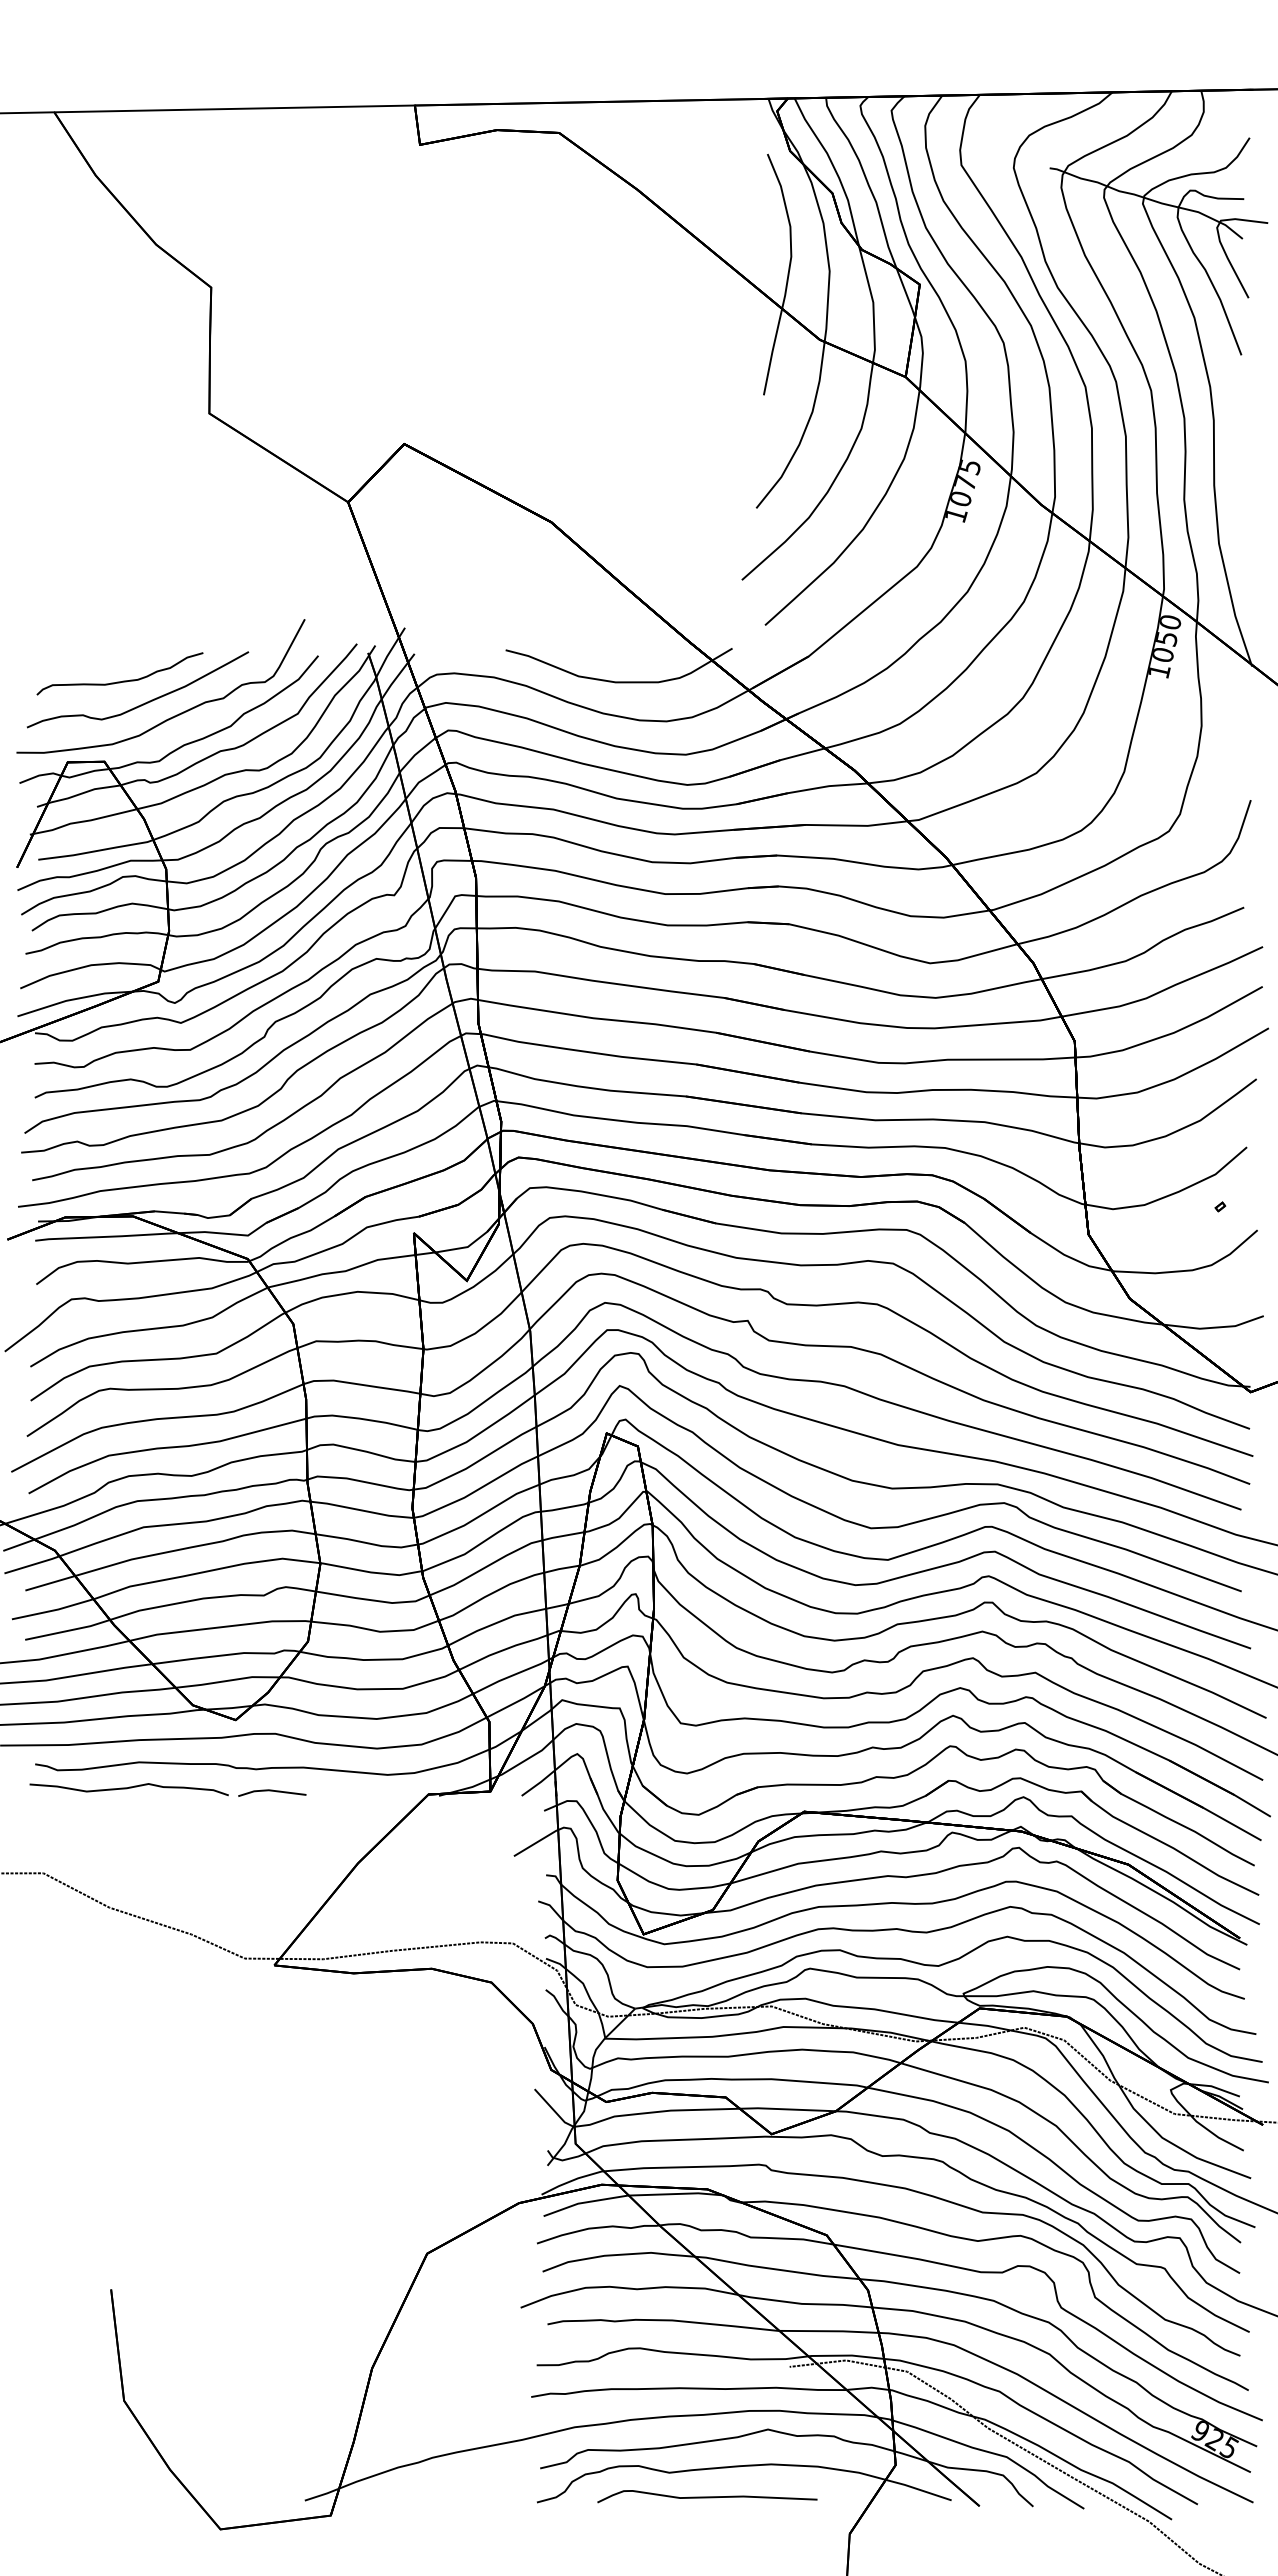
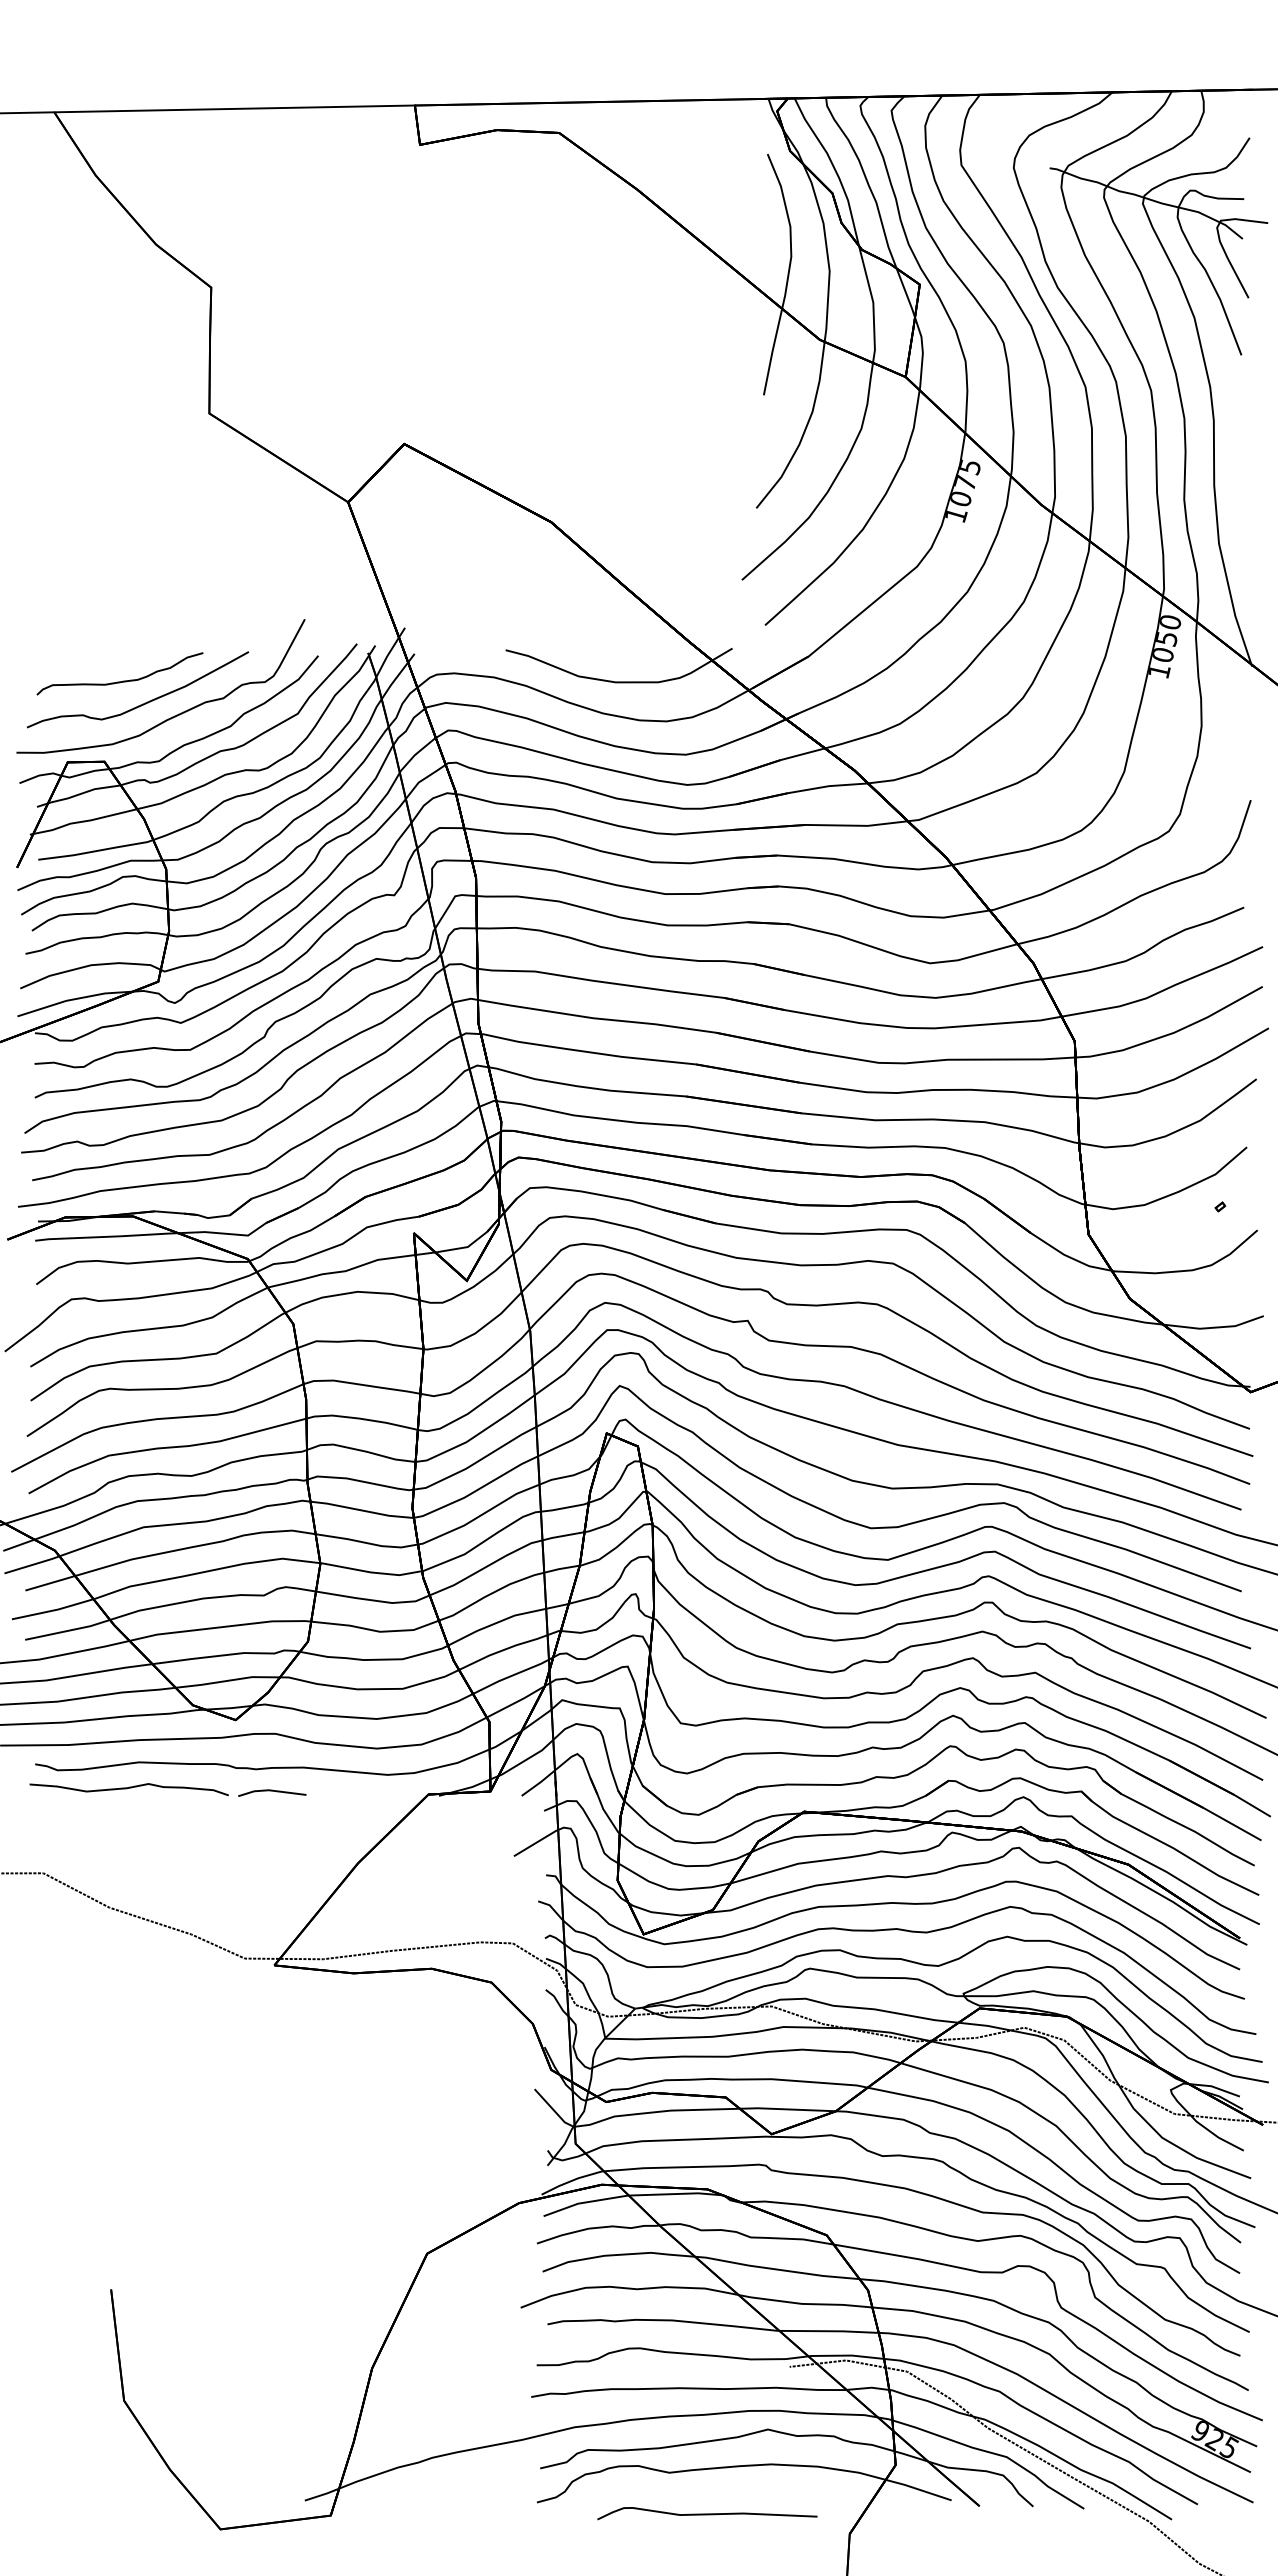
curve position: (707, 2496) -> (707, 2513) (707, 2513)
